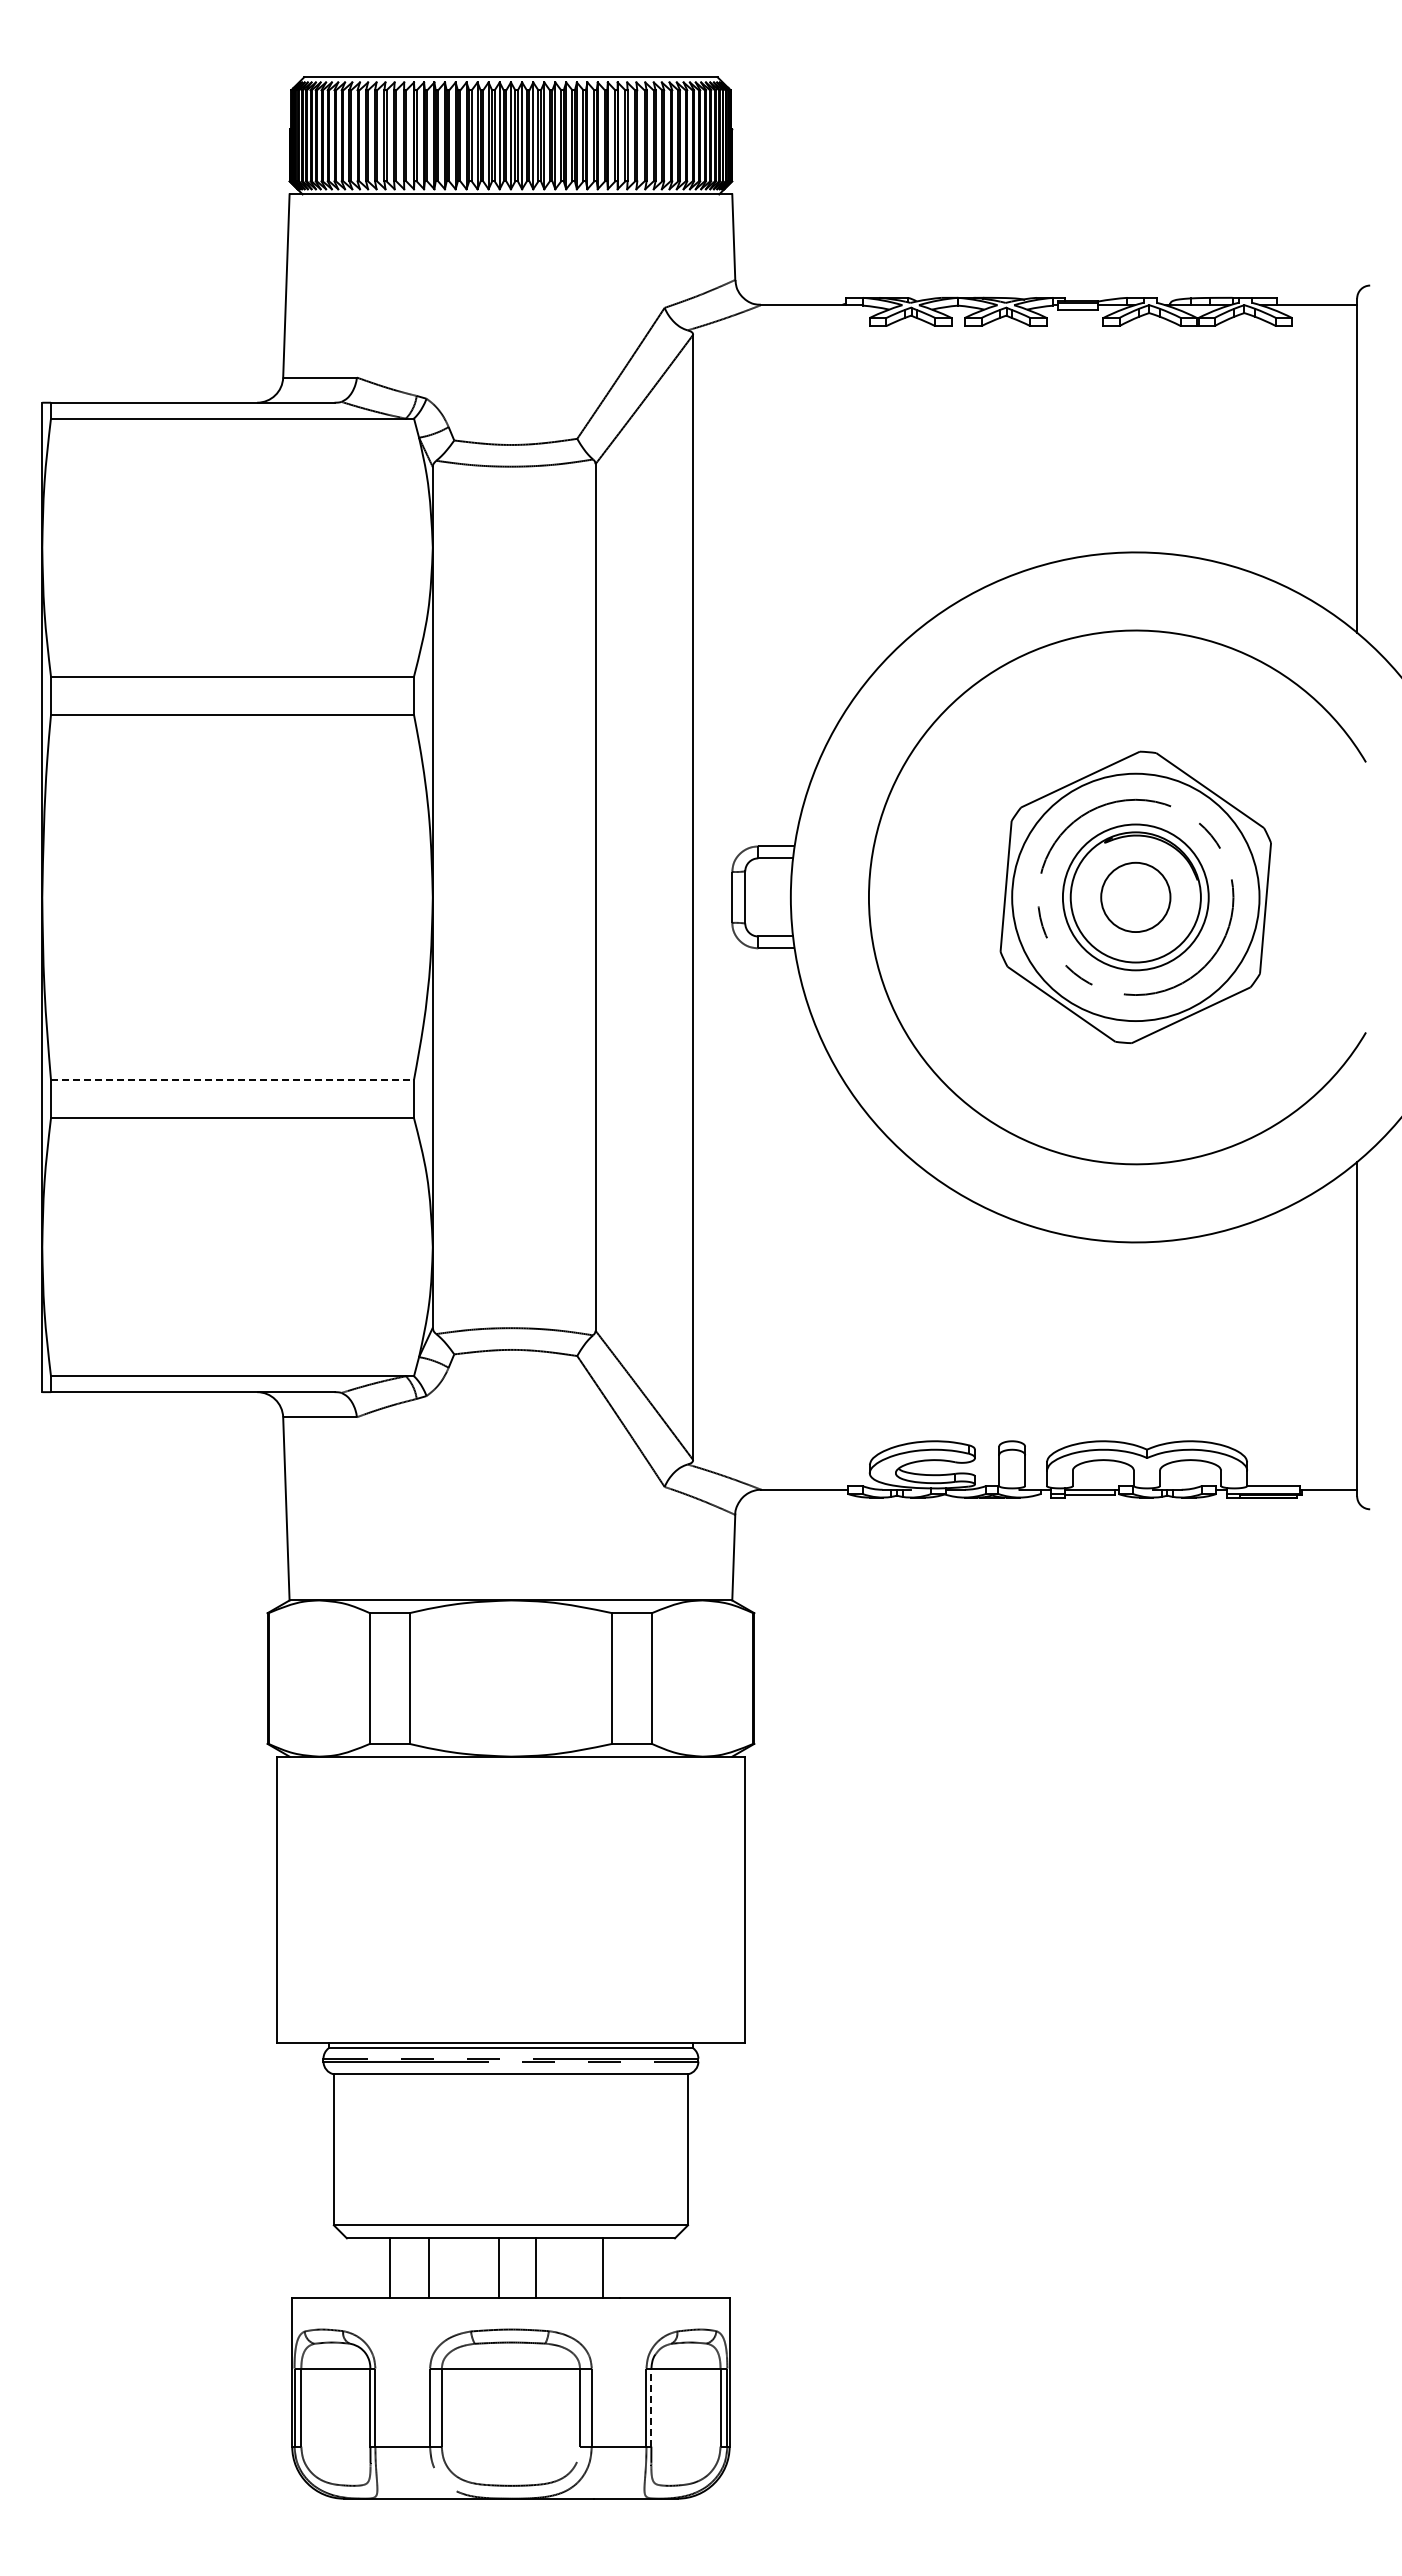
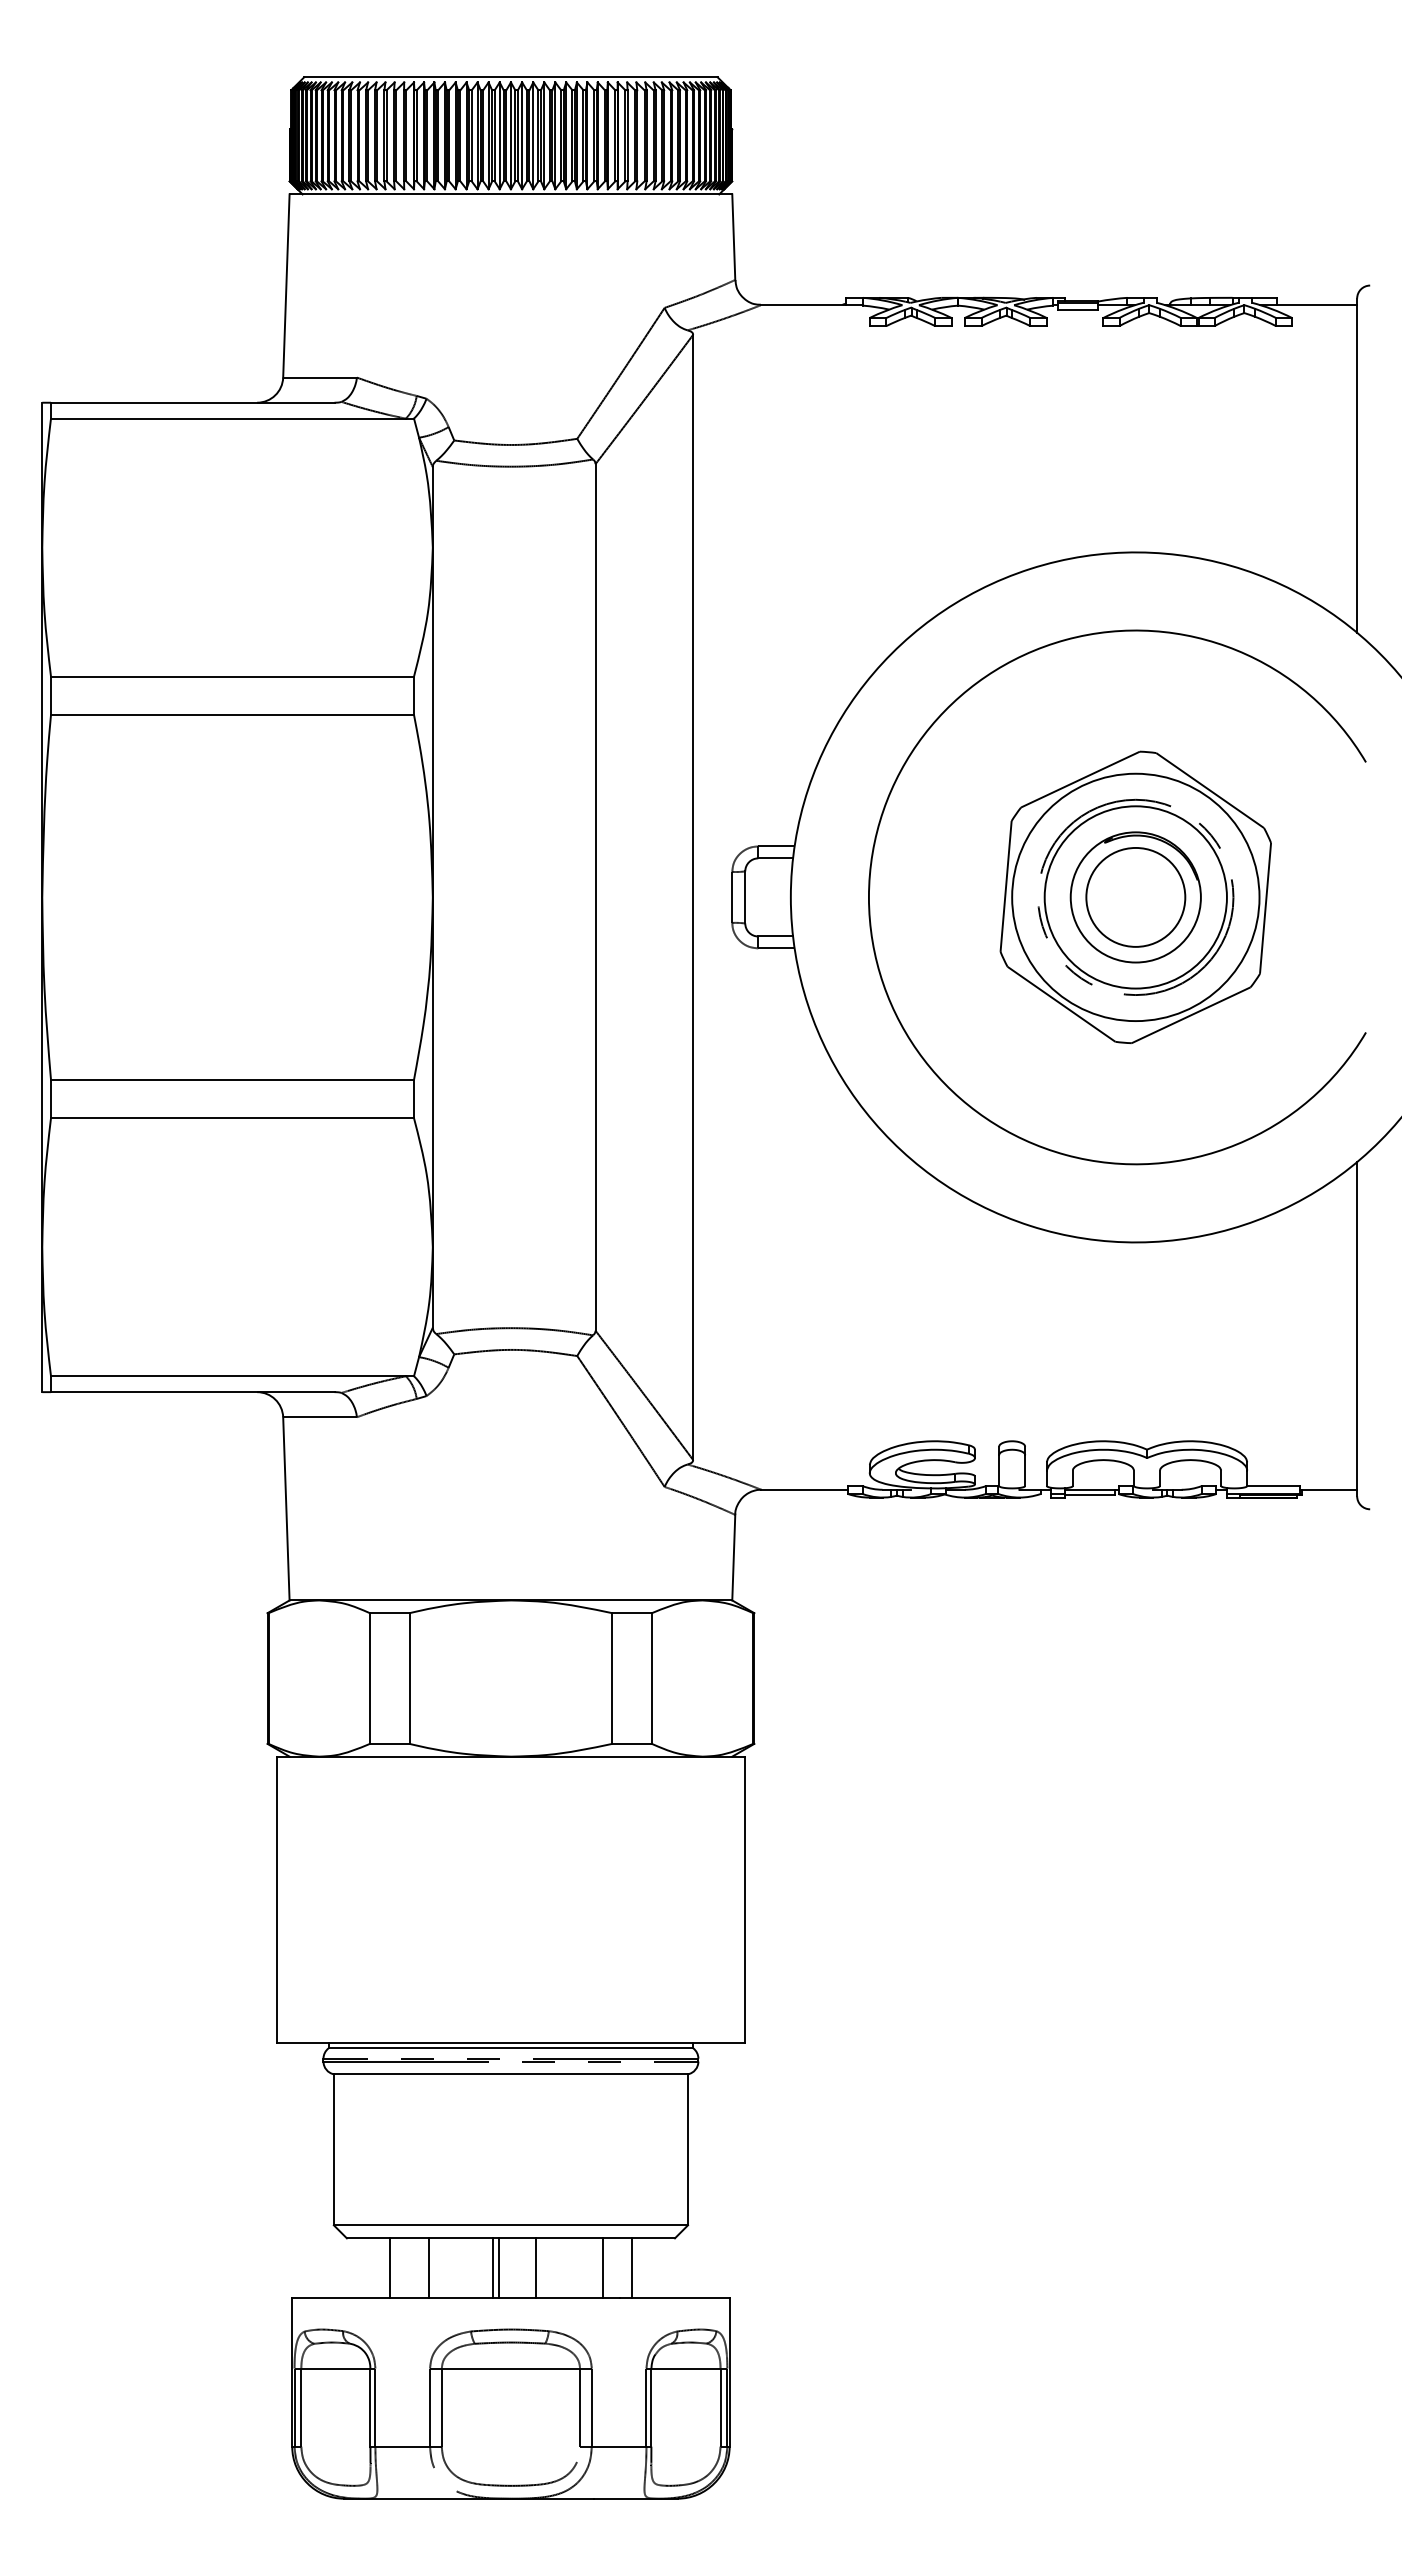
circle diameter: 146 px -> 182 px (1135, 897)
circle diameter: 69 px -> 99 px (1135, 896)
line: dashed -> solid (232, 1079)
line: none -> present (492, 2268)
line: none -> present (631, 2268)
line: dashed -> solid (651, 2407)
